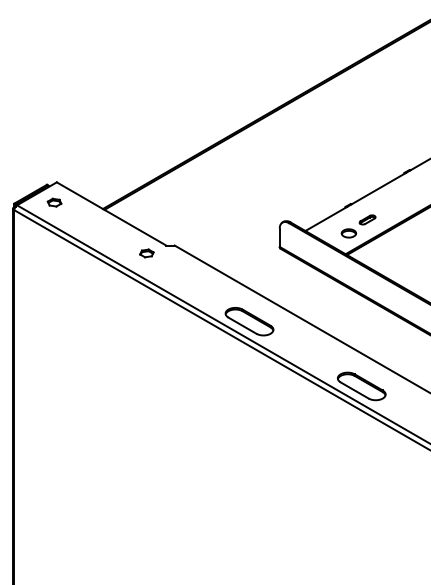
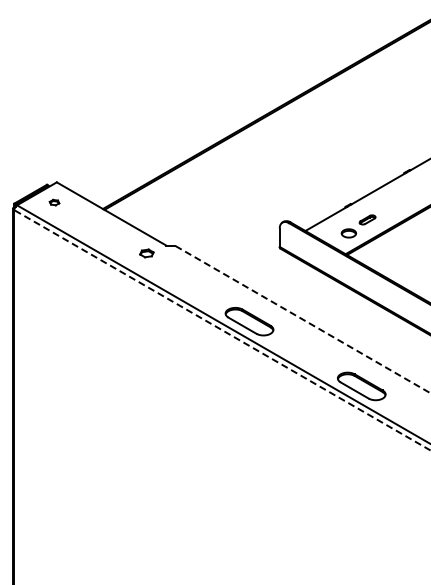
part size: 17x11 px -> 13x9 px (54, 202)
line: solid -> dashed (302, 319)
line: solid -> dashed (222, 330)
